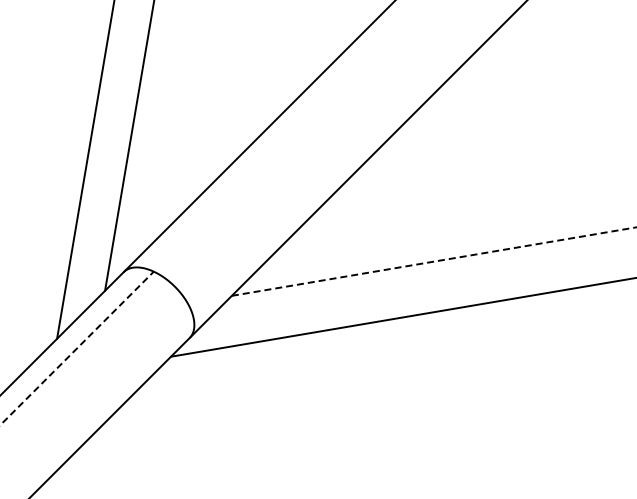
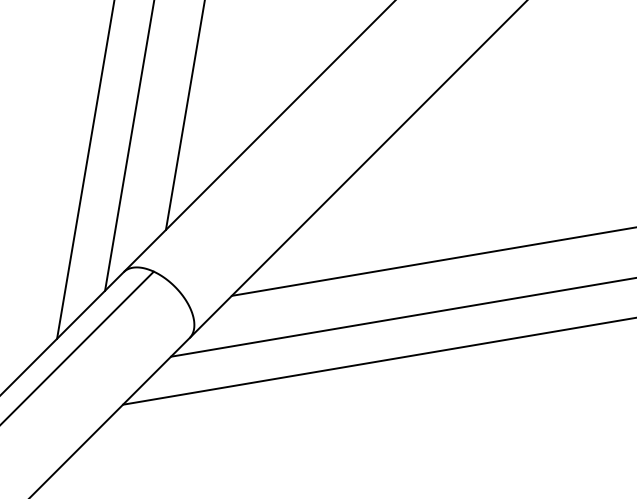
line: none -> present (184, 115)
line: dashed -> solid (433, 261)
line: dashed -> solid (77, 348)
line: none -> present (377, 361)
